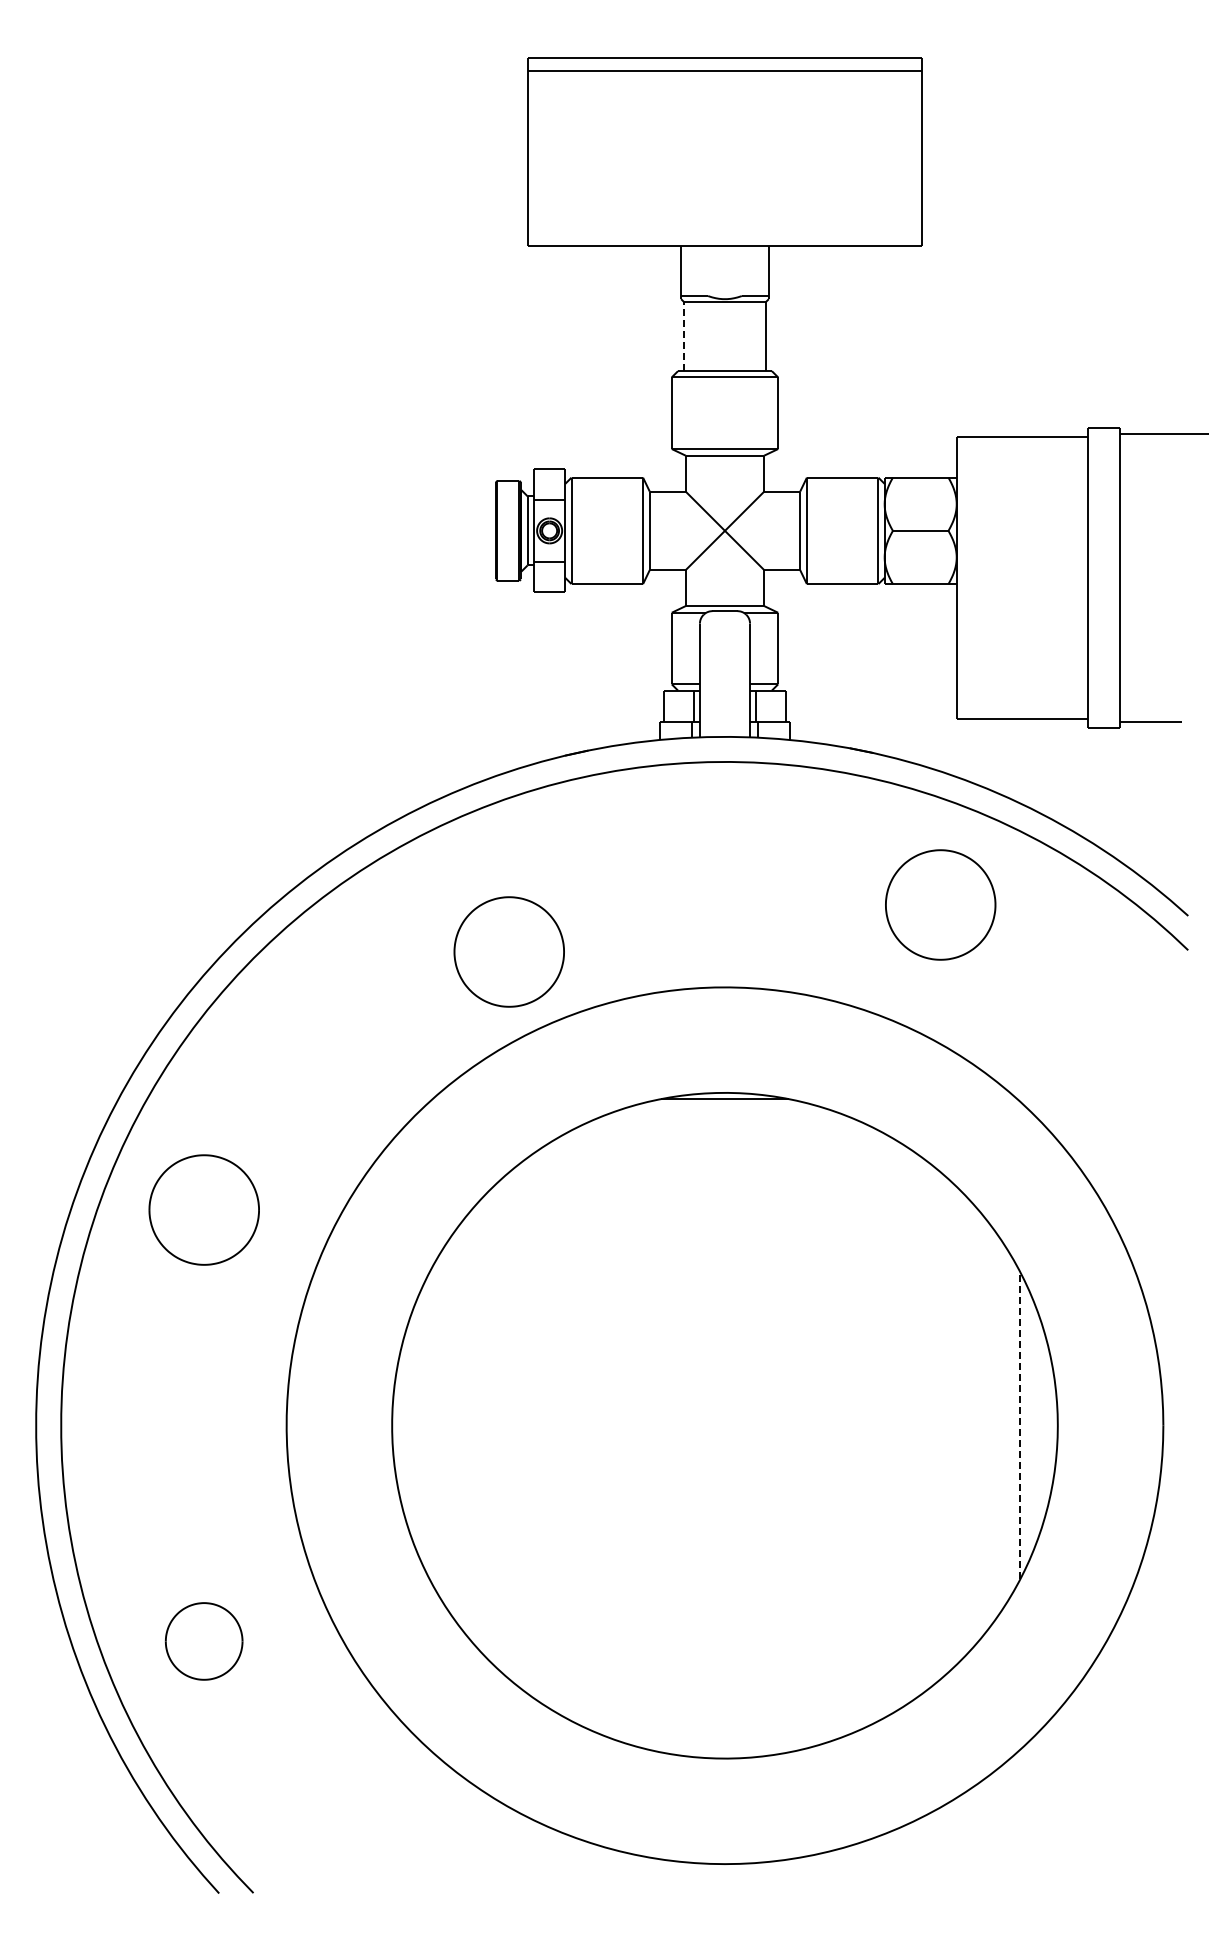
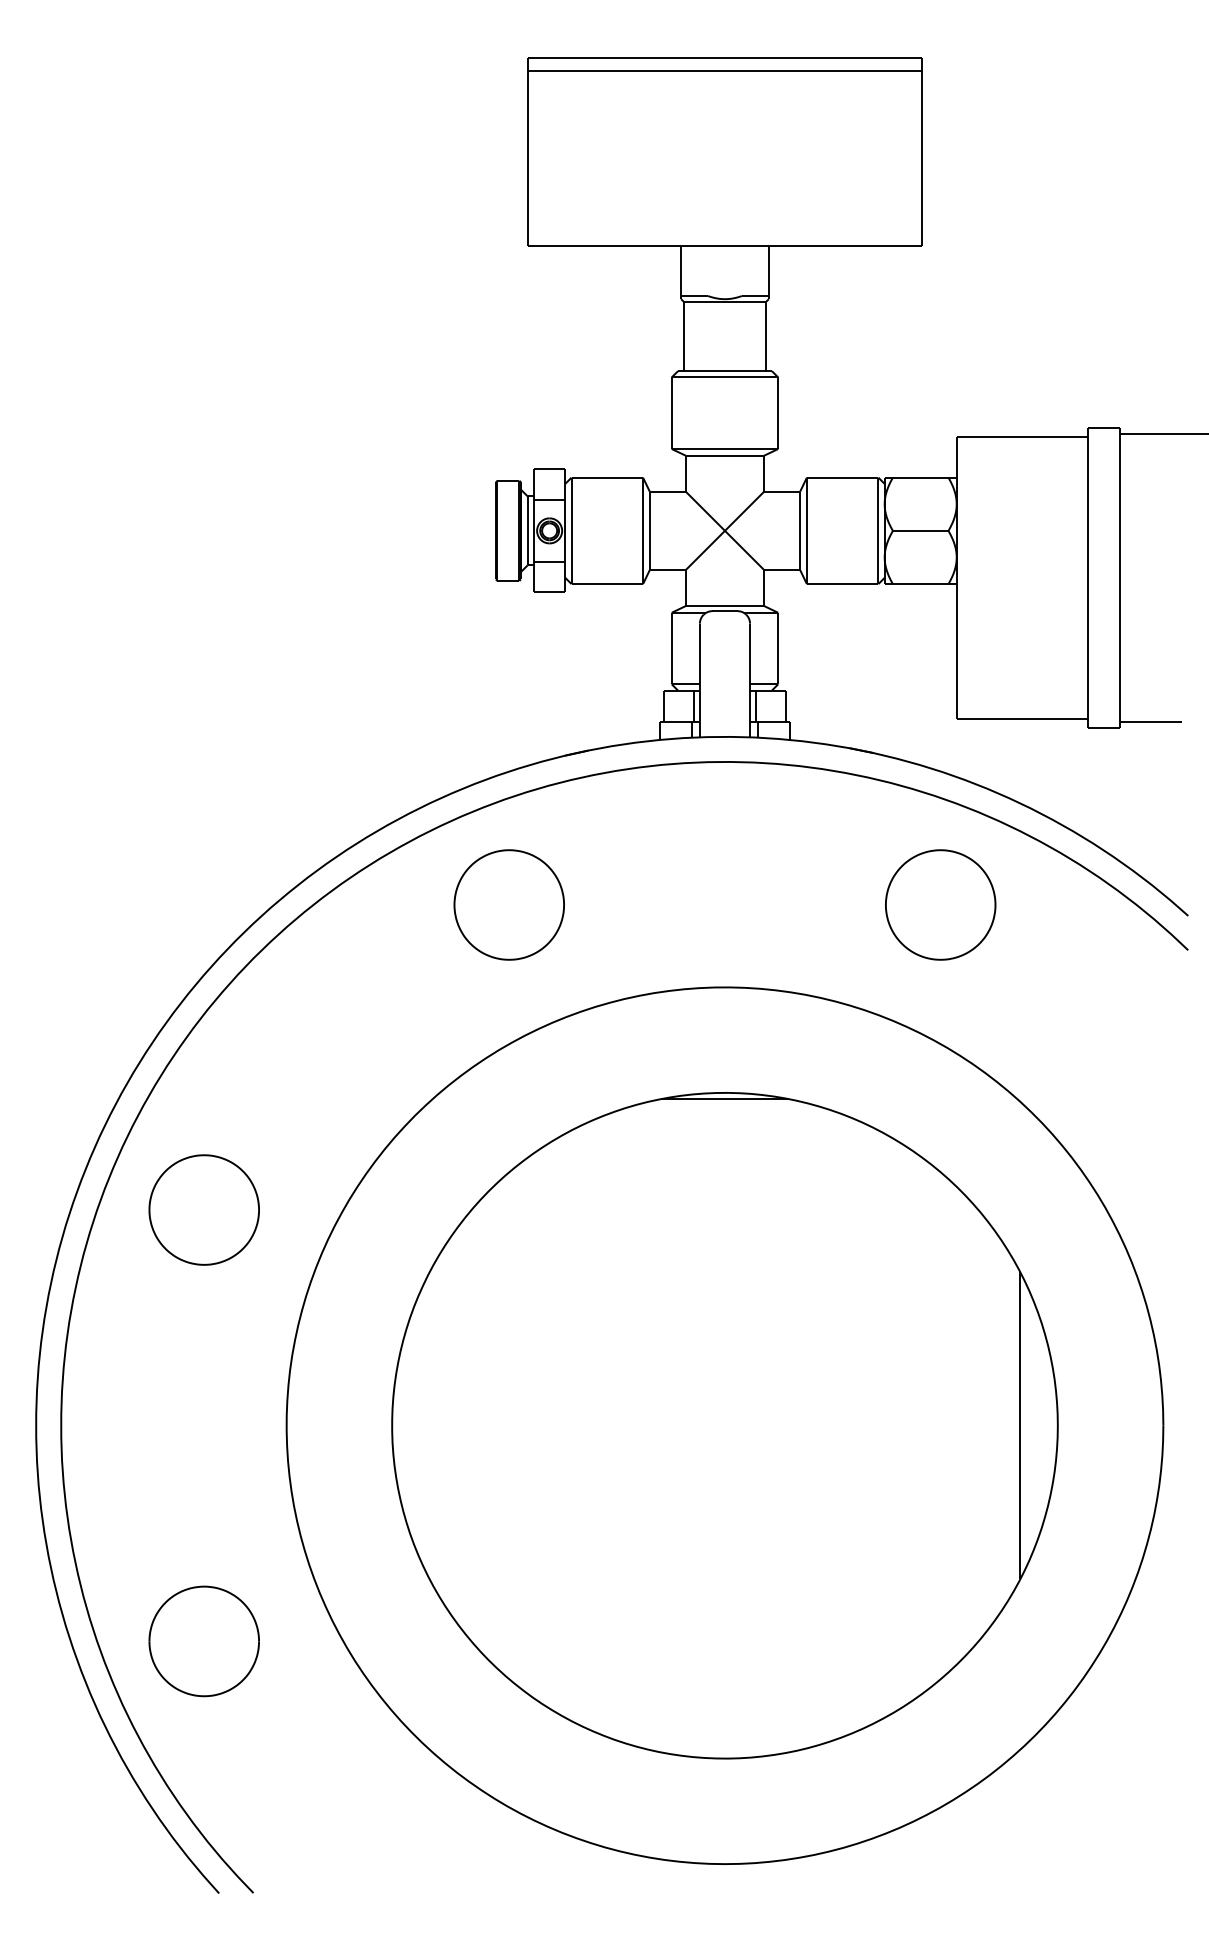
line: dashed -> solid (684, 336)
part position: (508, 951) -> (508, 904) (508, 904)
line: dashed -> solid (1020, 1425)
part size: 80x79 px -> 112x113 px (203, 1641)
